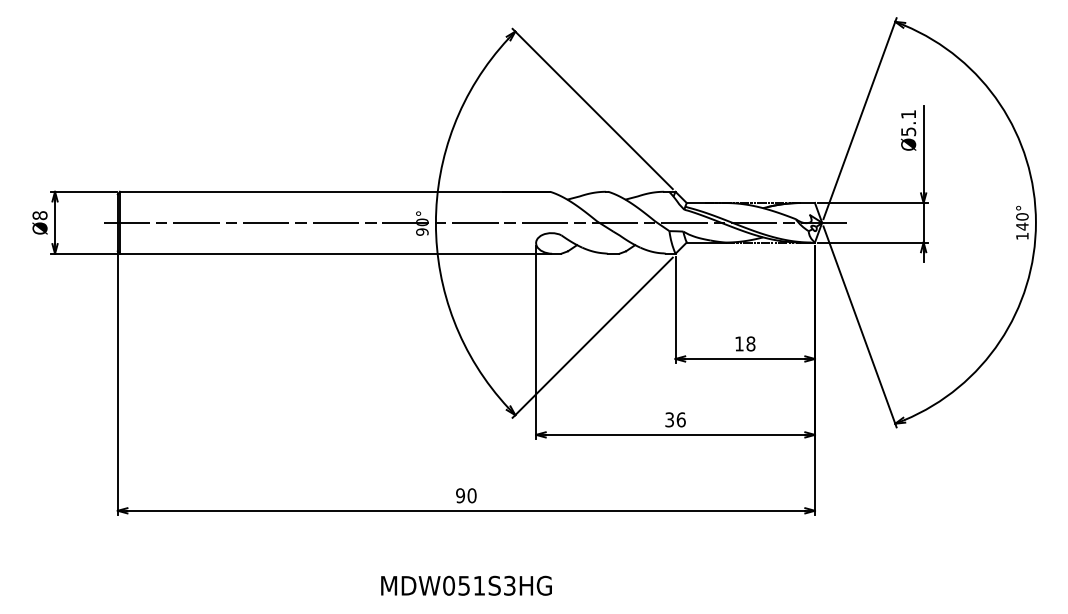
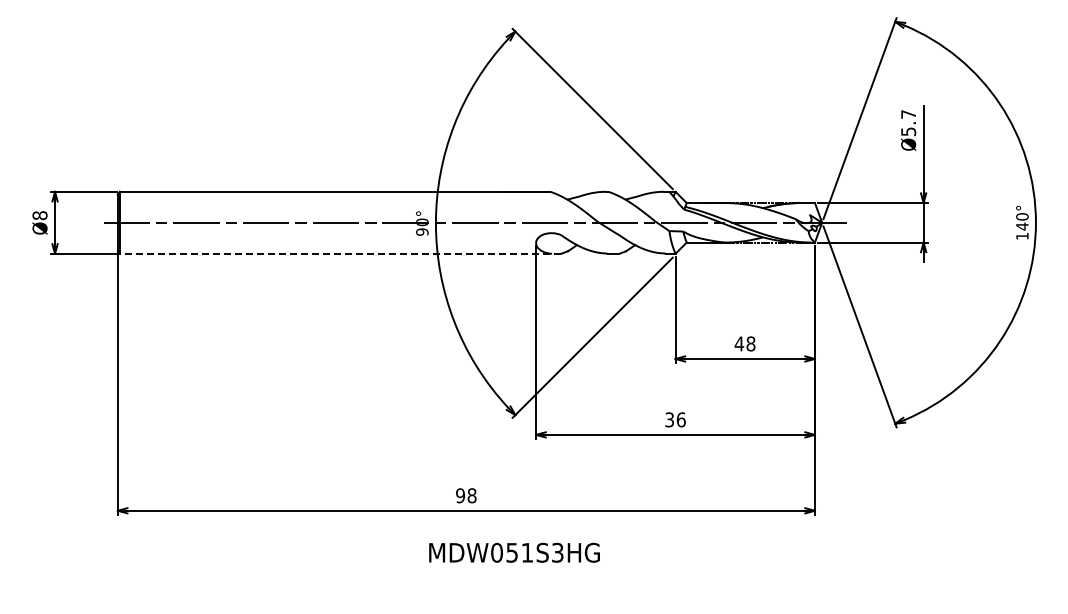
text: Ø5.1 -> Ø5.7 (908, 114)
line: solid -> dashed (340, 253)
text: 18 -> 48 (739, 343)
text: 90 -> 98 (471, 495)
text position: (466, 585) -> (514, 552) (514, 552)
